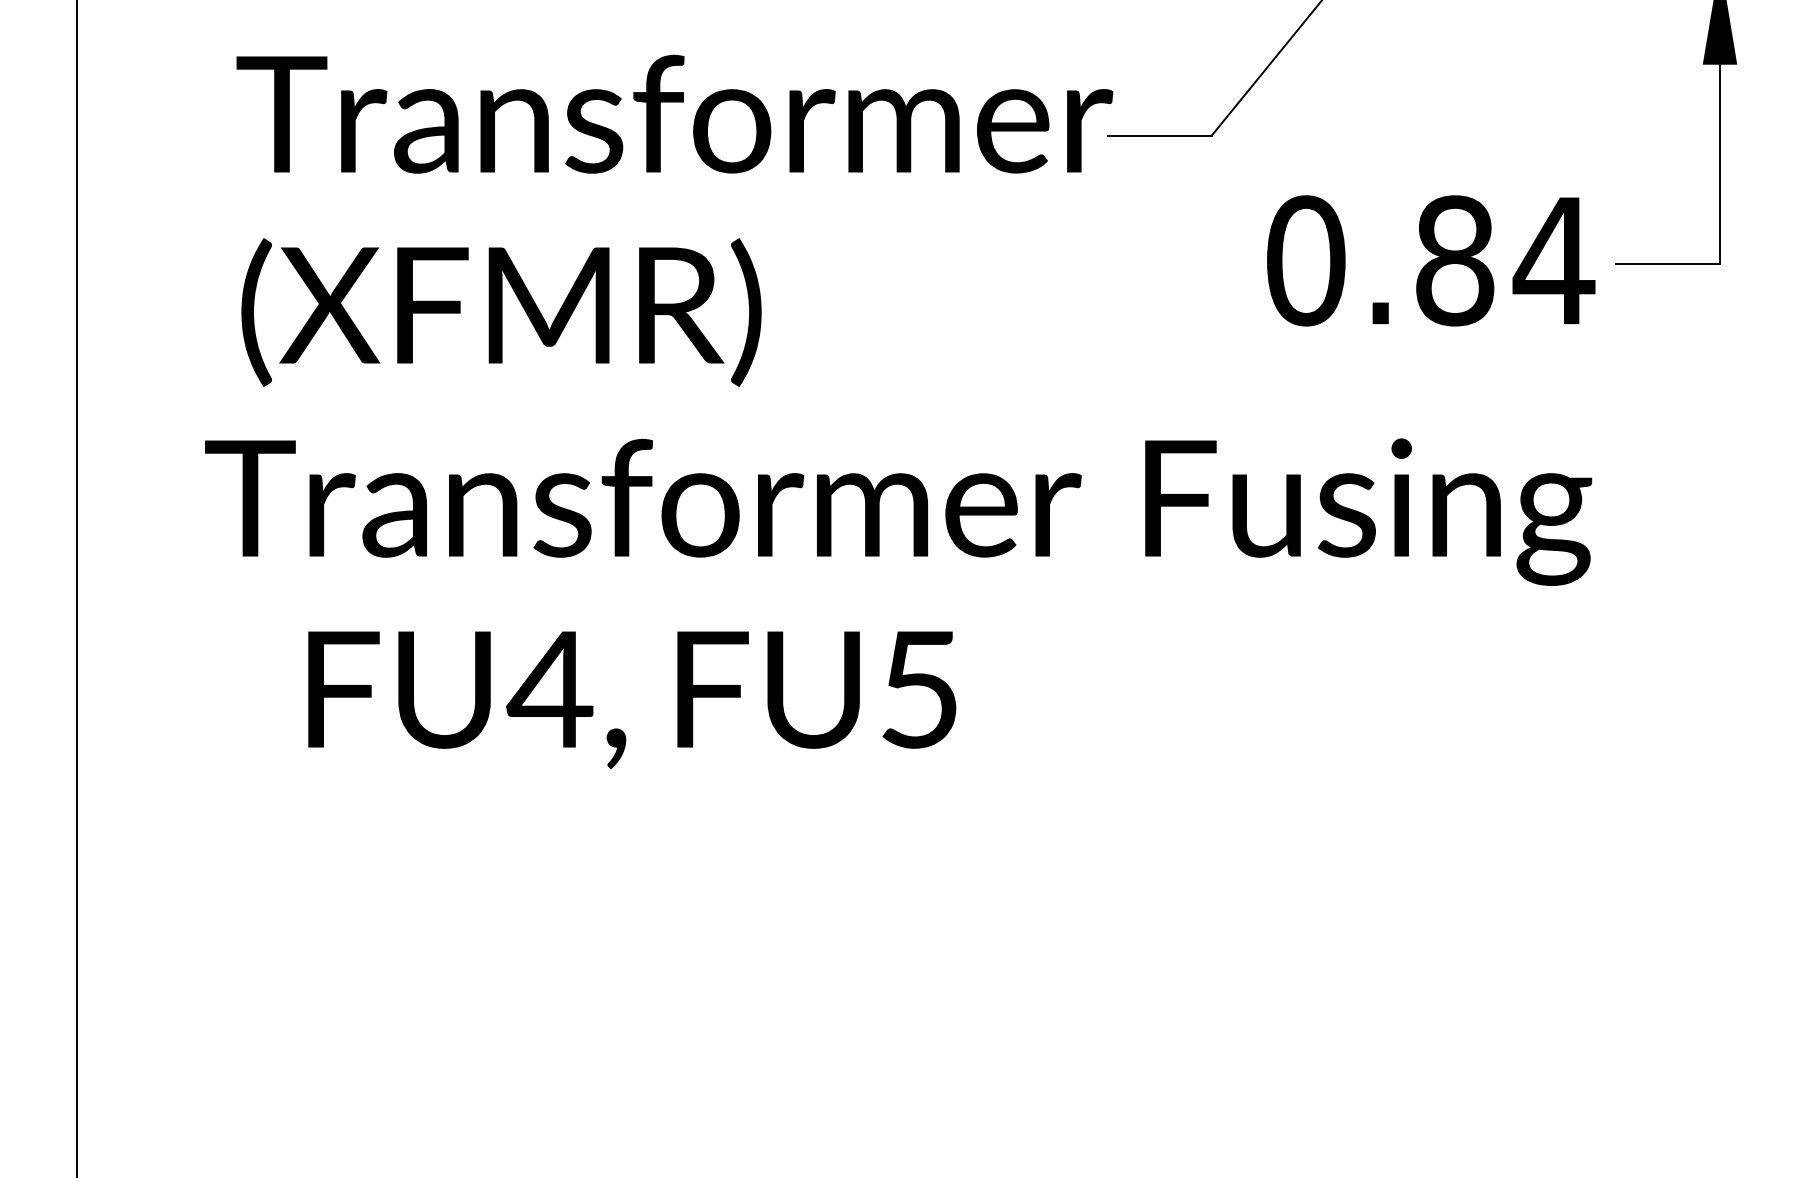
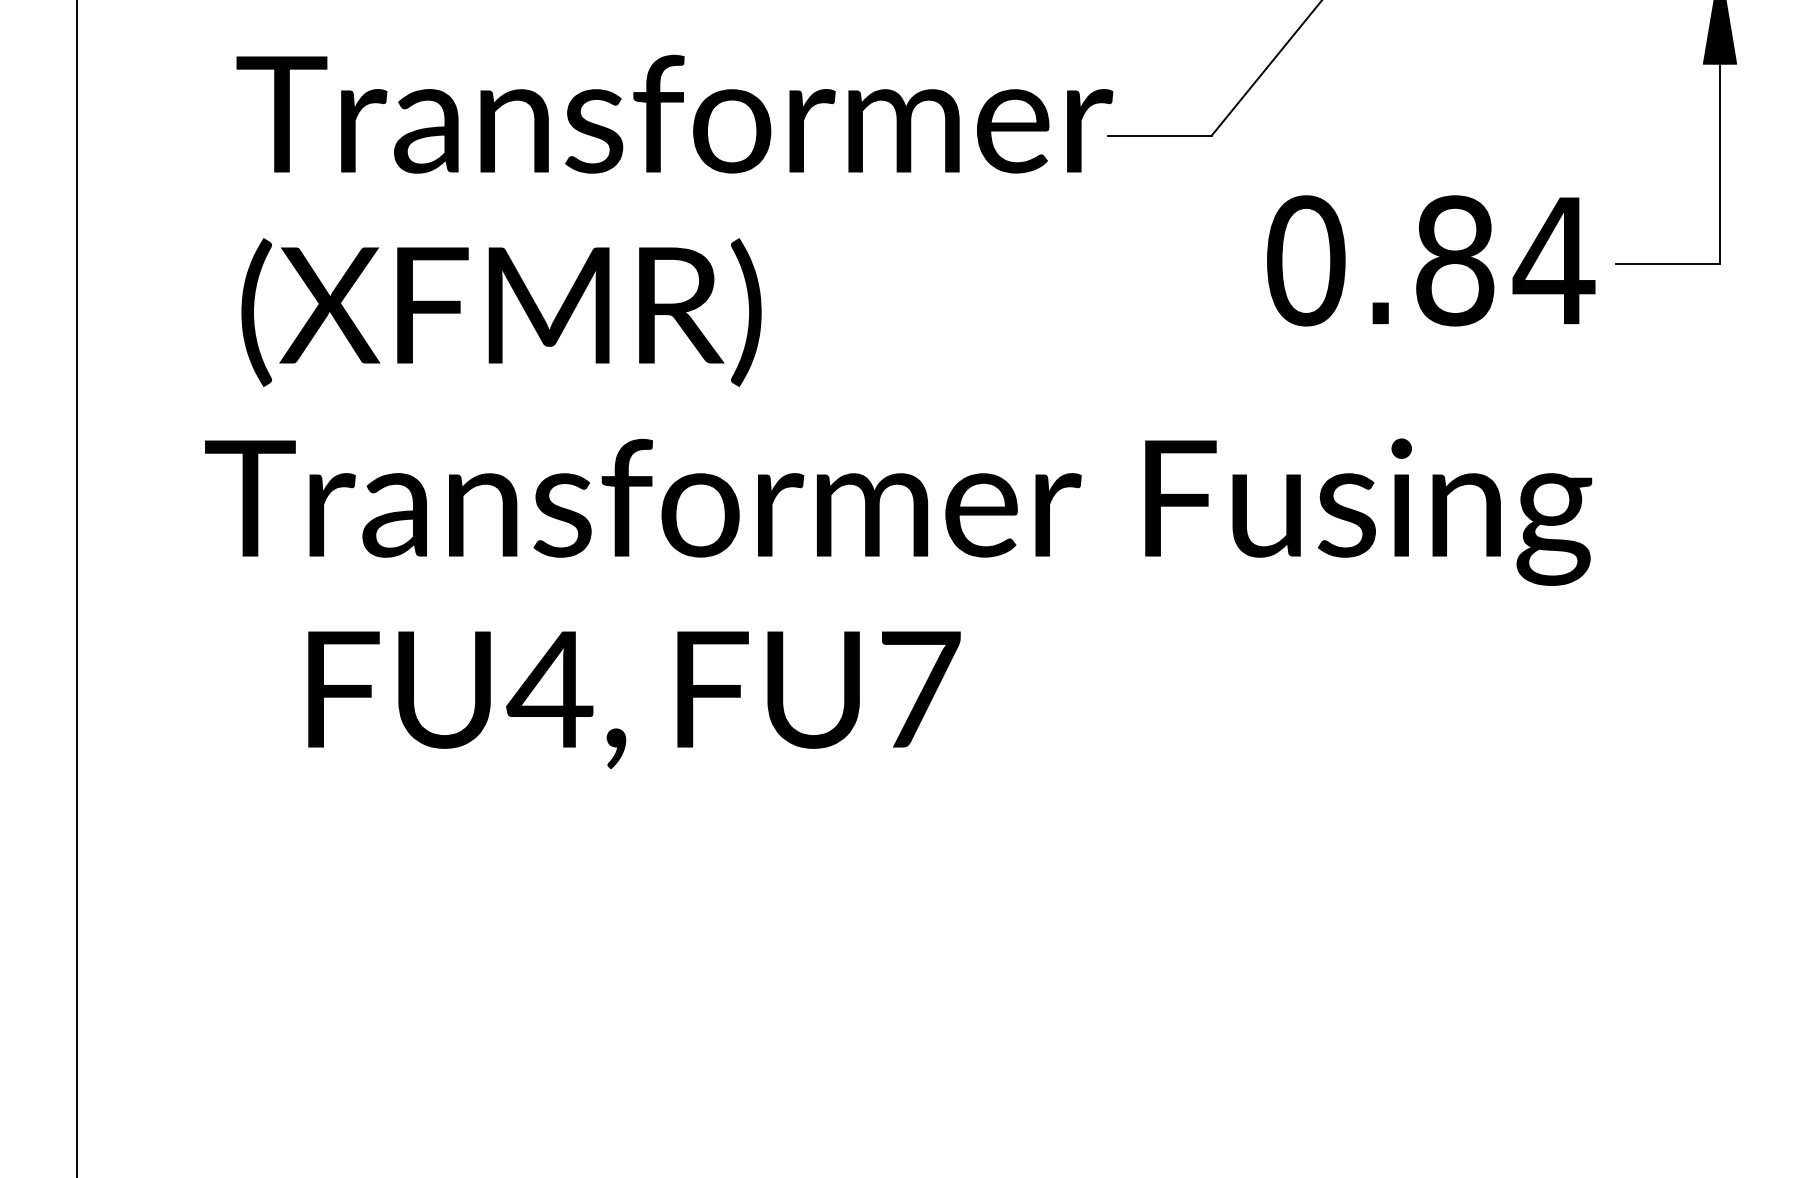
text: FU5 -> FU7 (921, 689)
